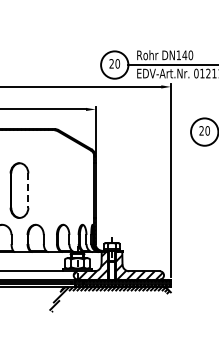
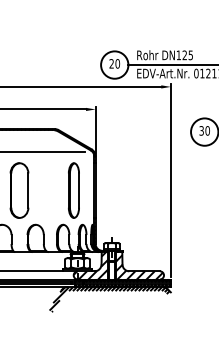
text: DN140 -> DN125 (187, 55)
text: 20 -> 30 (201, 131)
line: none -> present (43, 152)
part: none -> present (73, 190)
line: dashed -> solid (28, 191)
